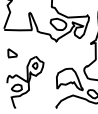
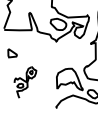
part size: 39x53 px -> 25x33 px (25, 82)
